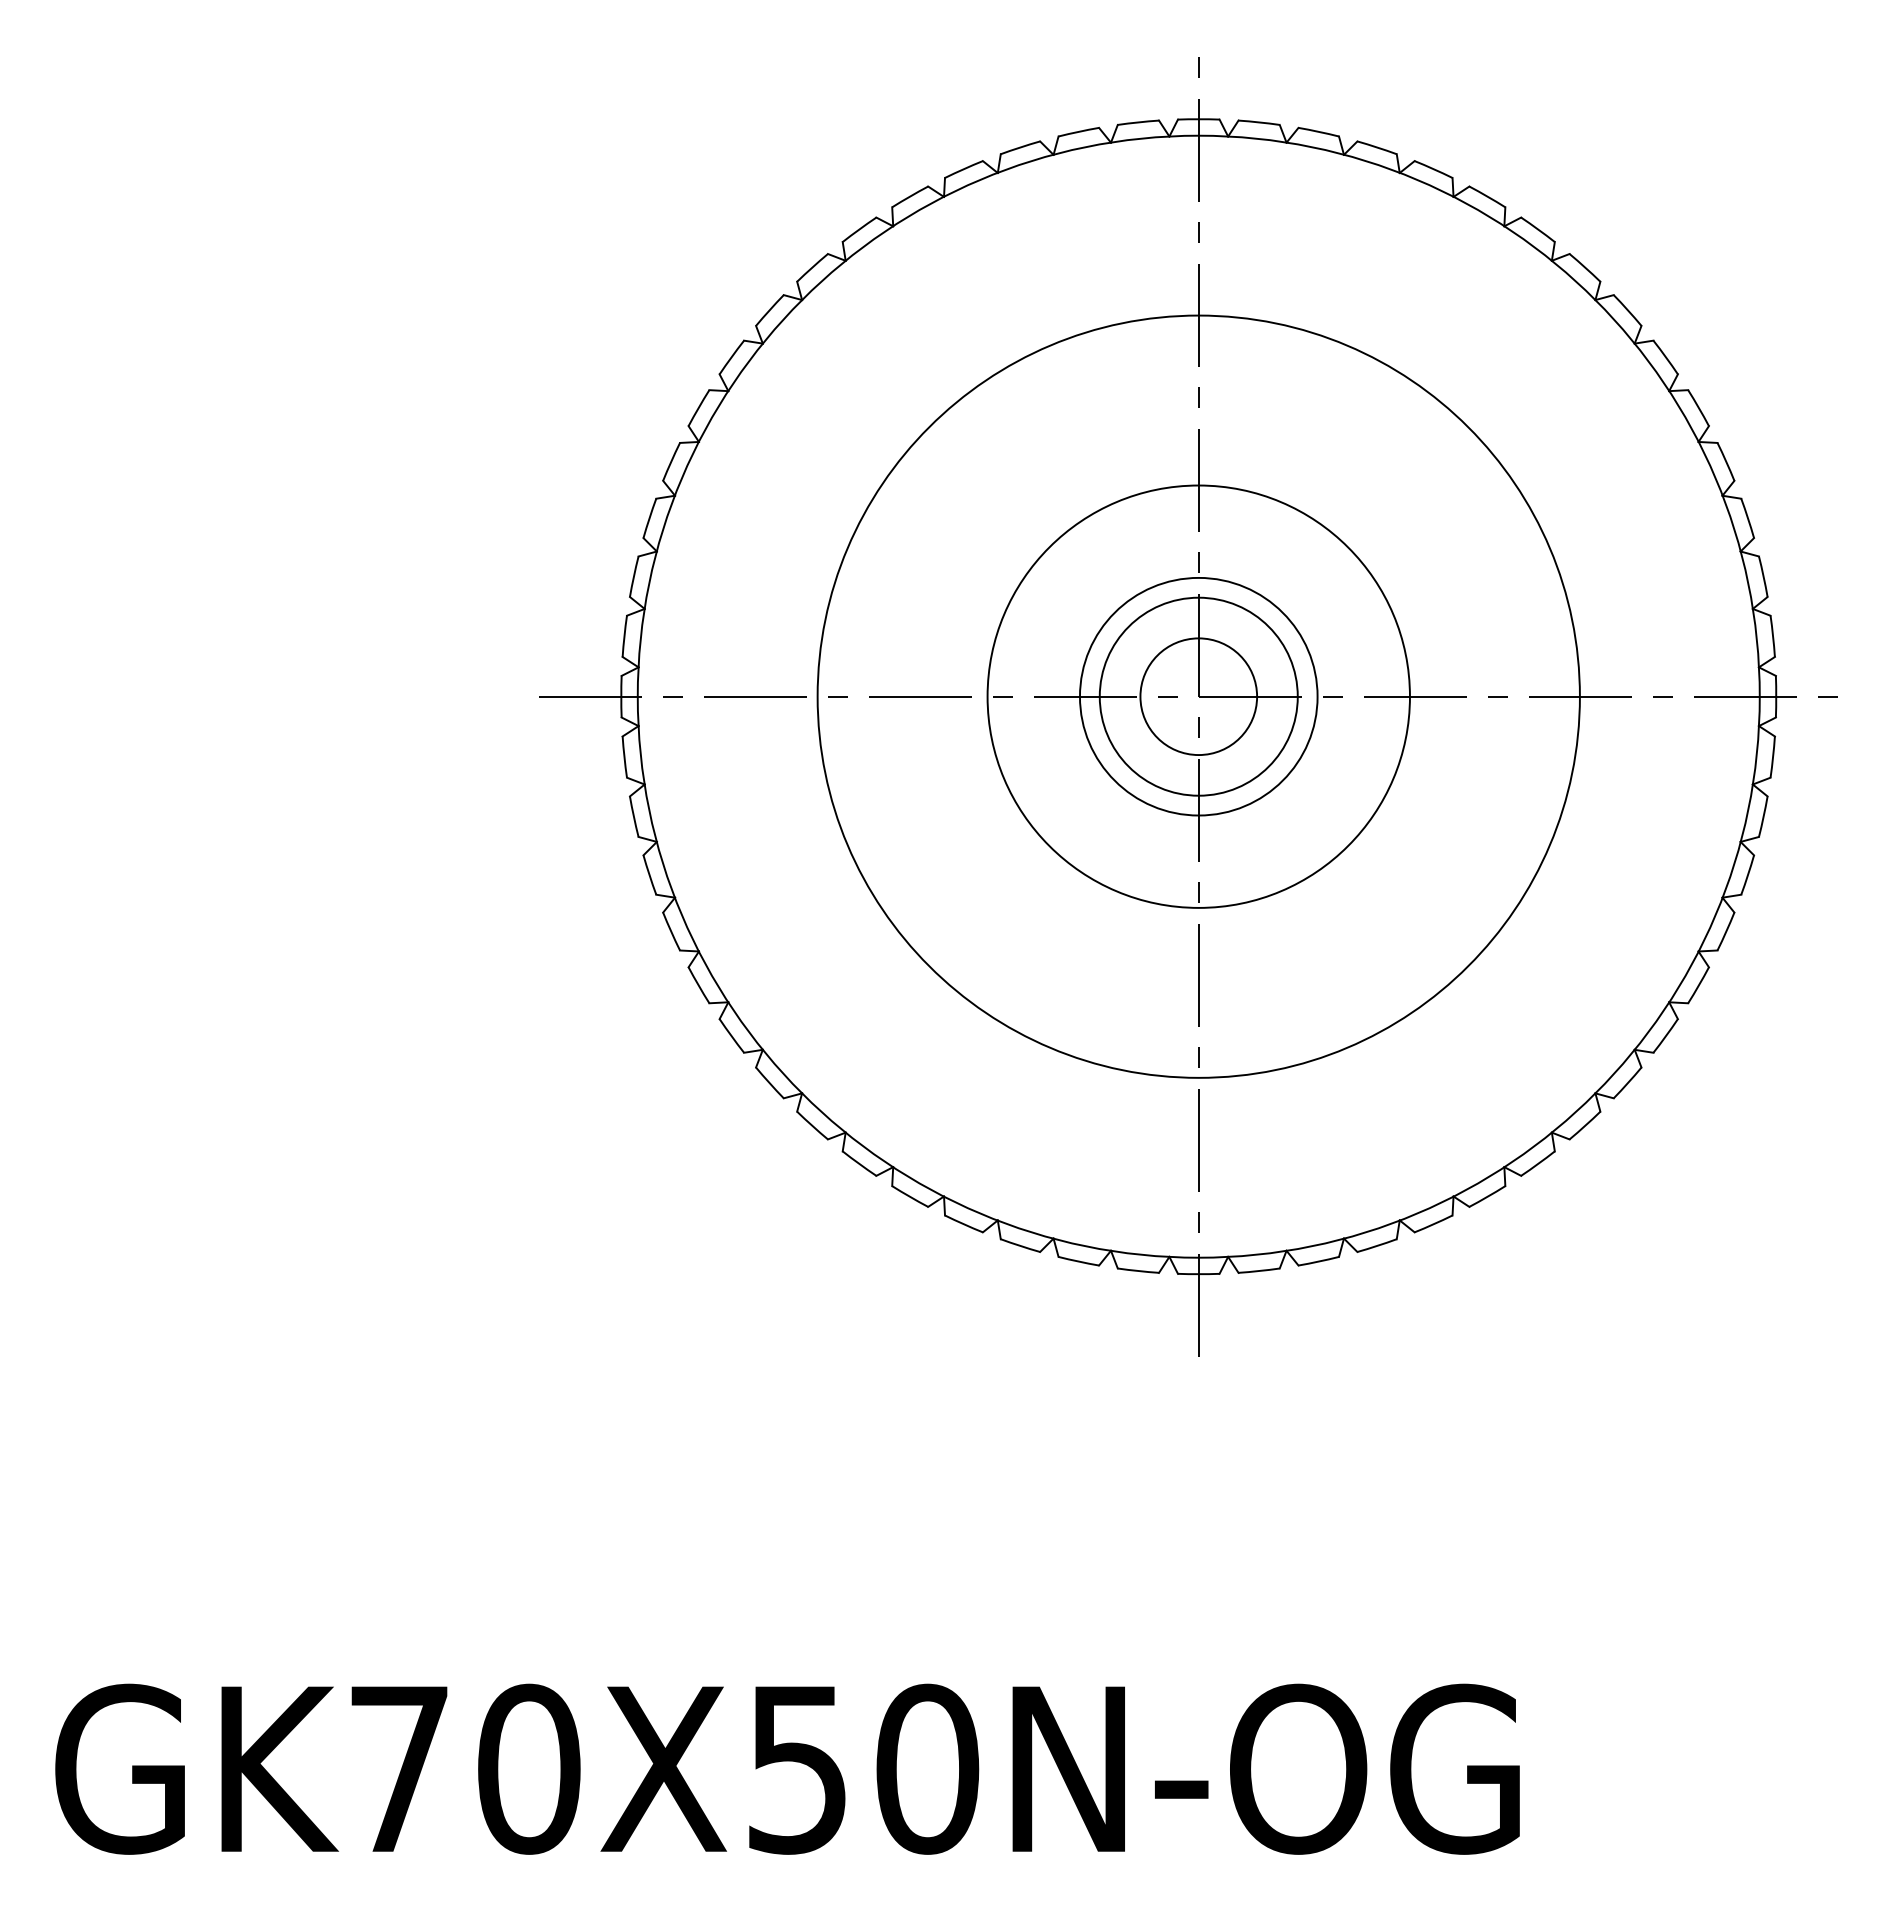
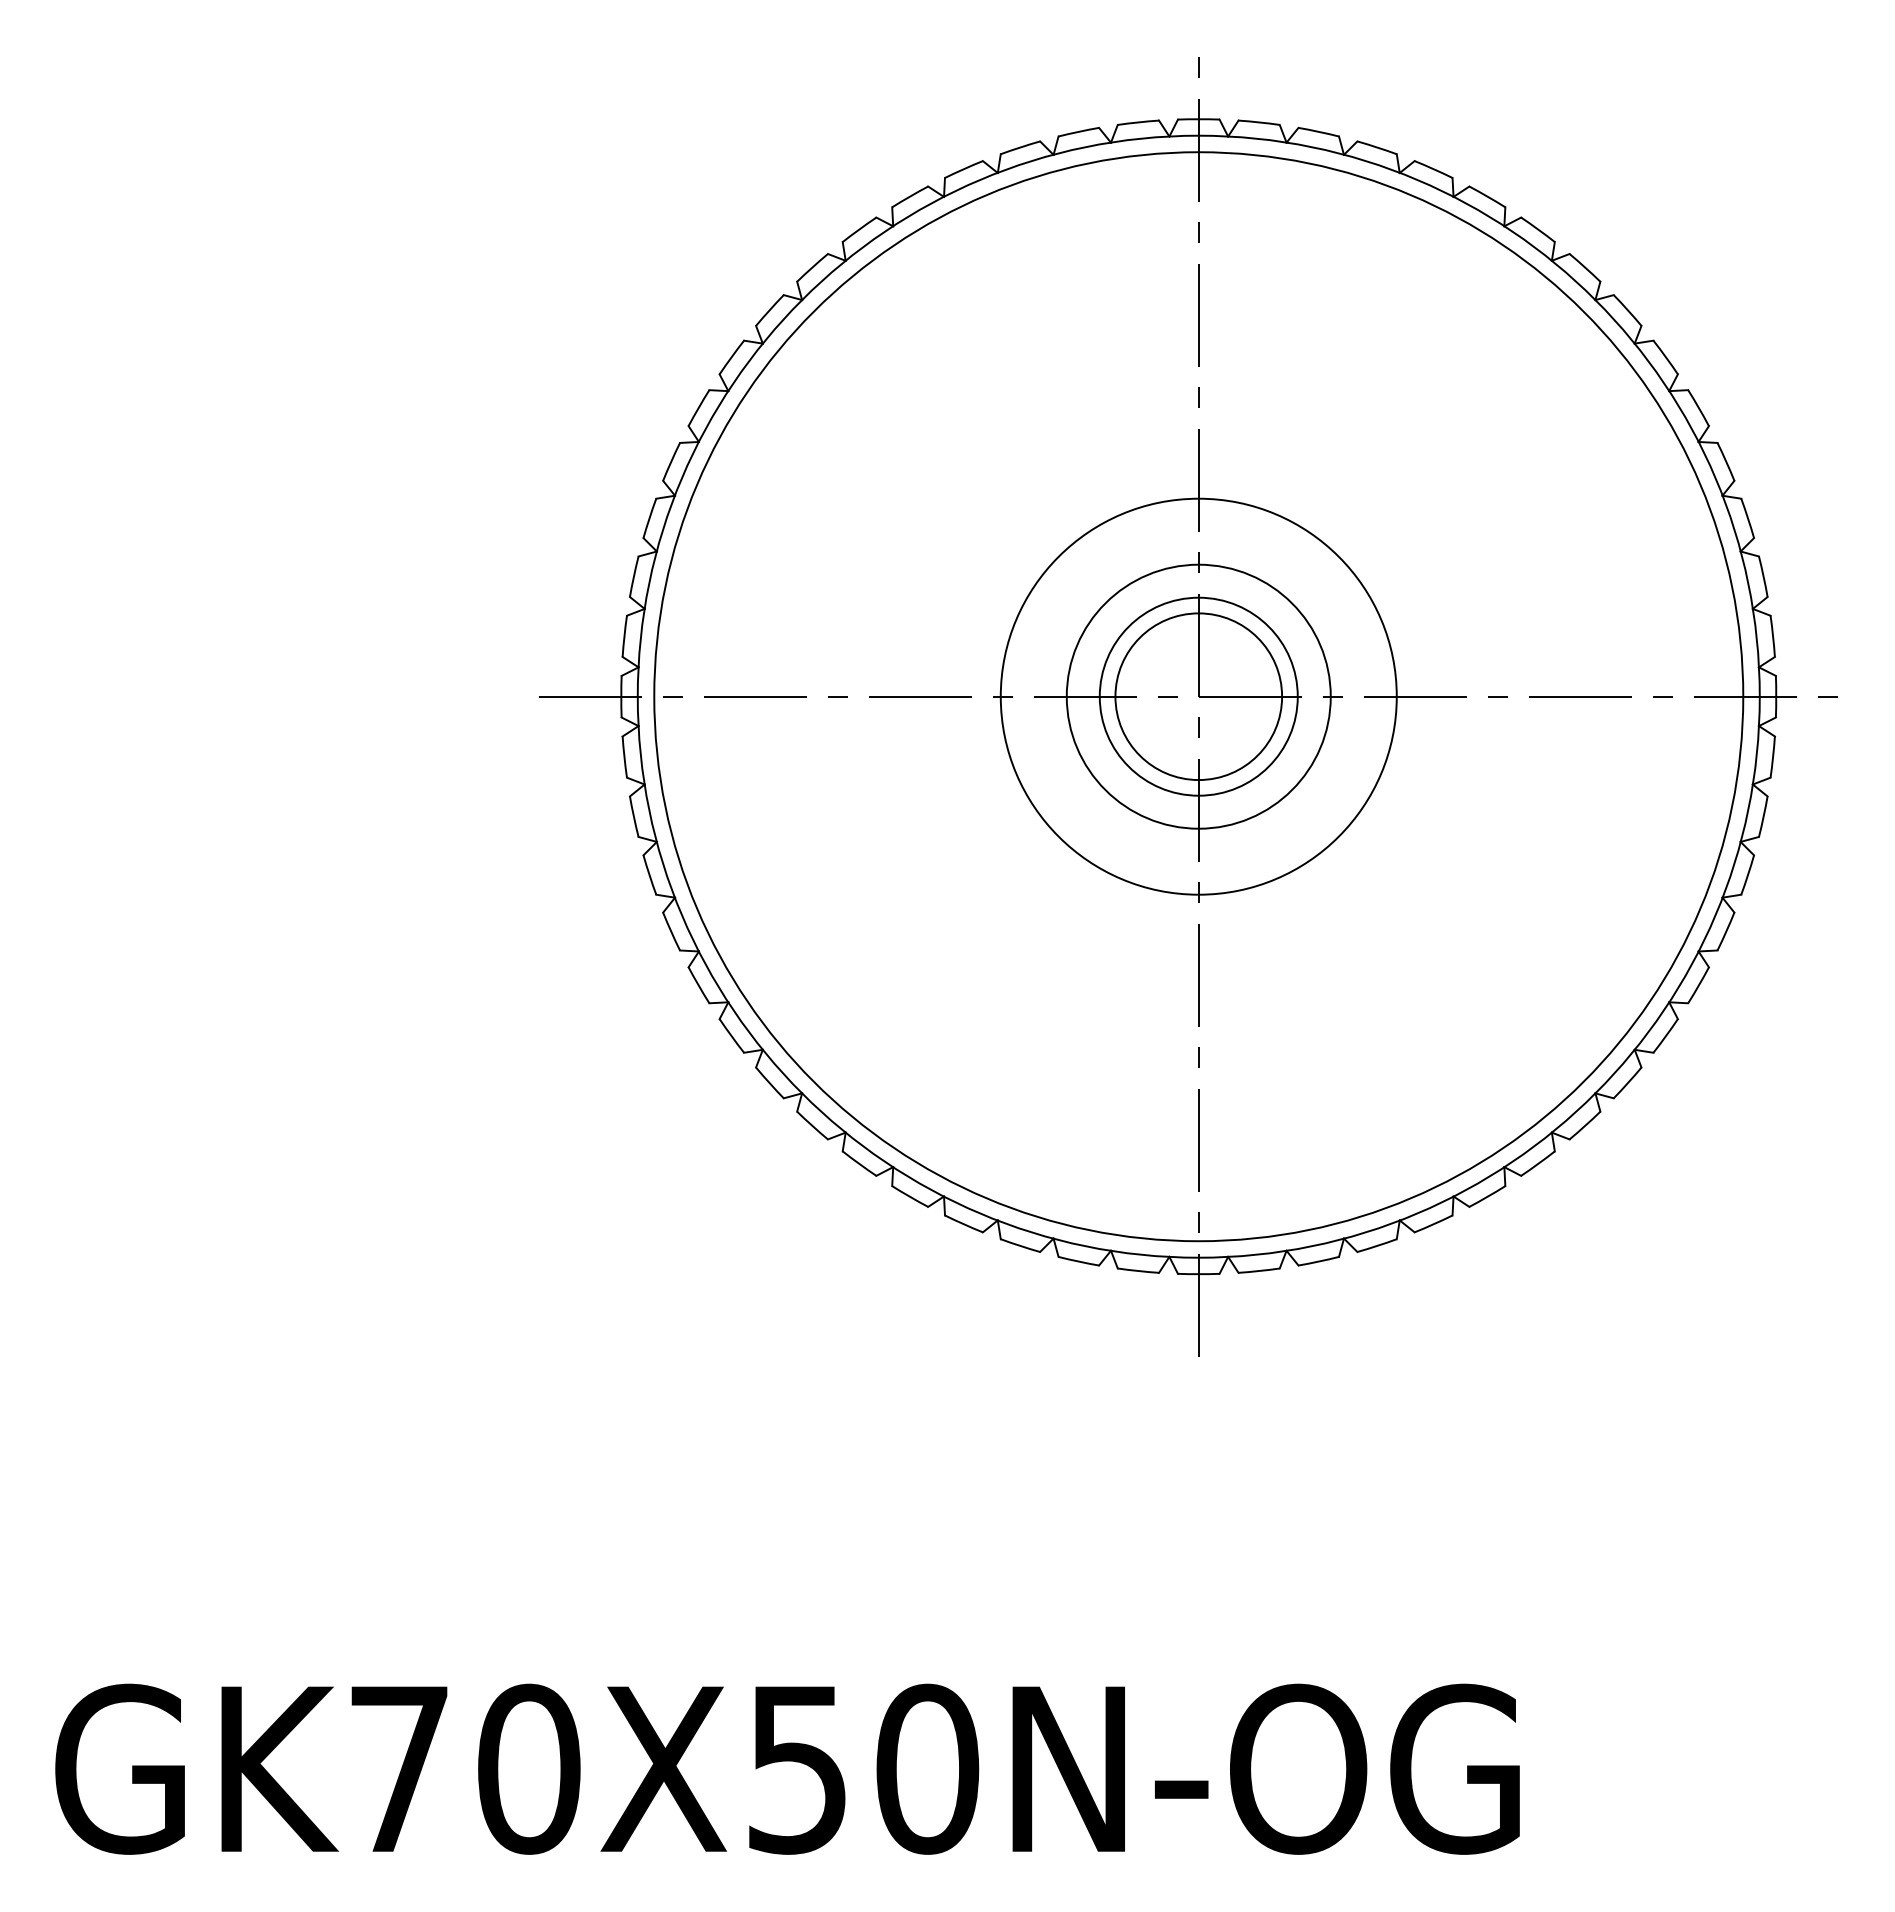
circle diameter: 117 px -> 167 px (1198, 696)
circle diameter: 238 px -> 396 px (1198, 696)
circle diameter: 422 px -> 264 px (1198, 696)
circle diameter: 762 px -> 1089 px (1198, 696)
